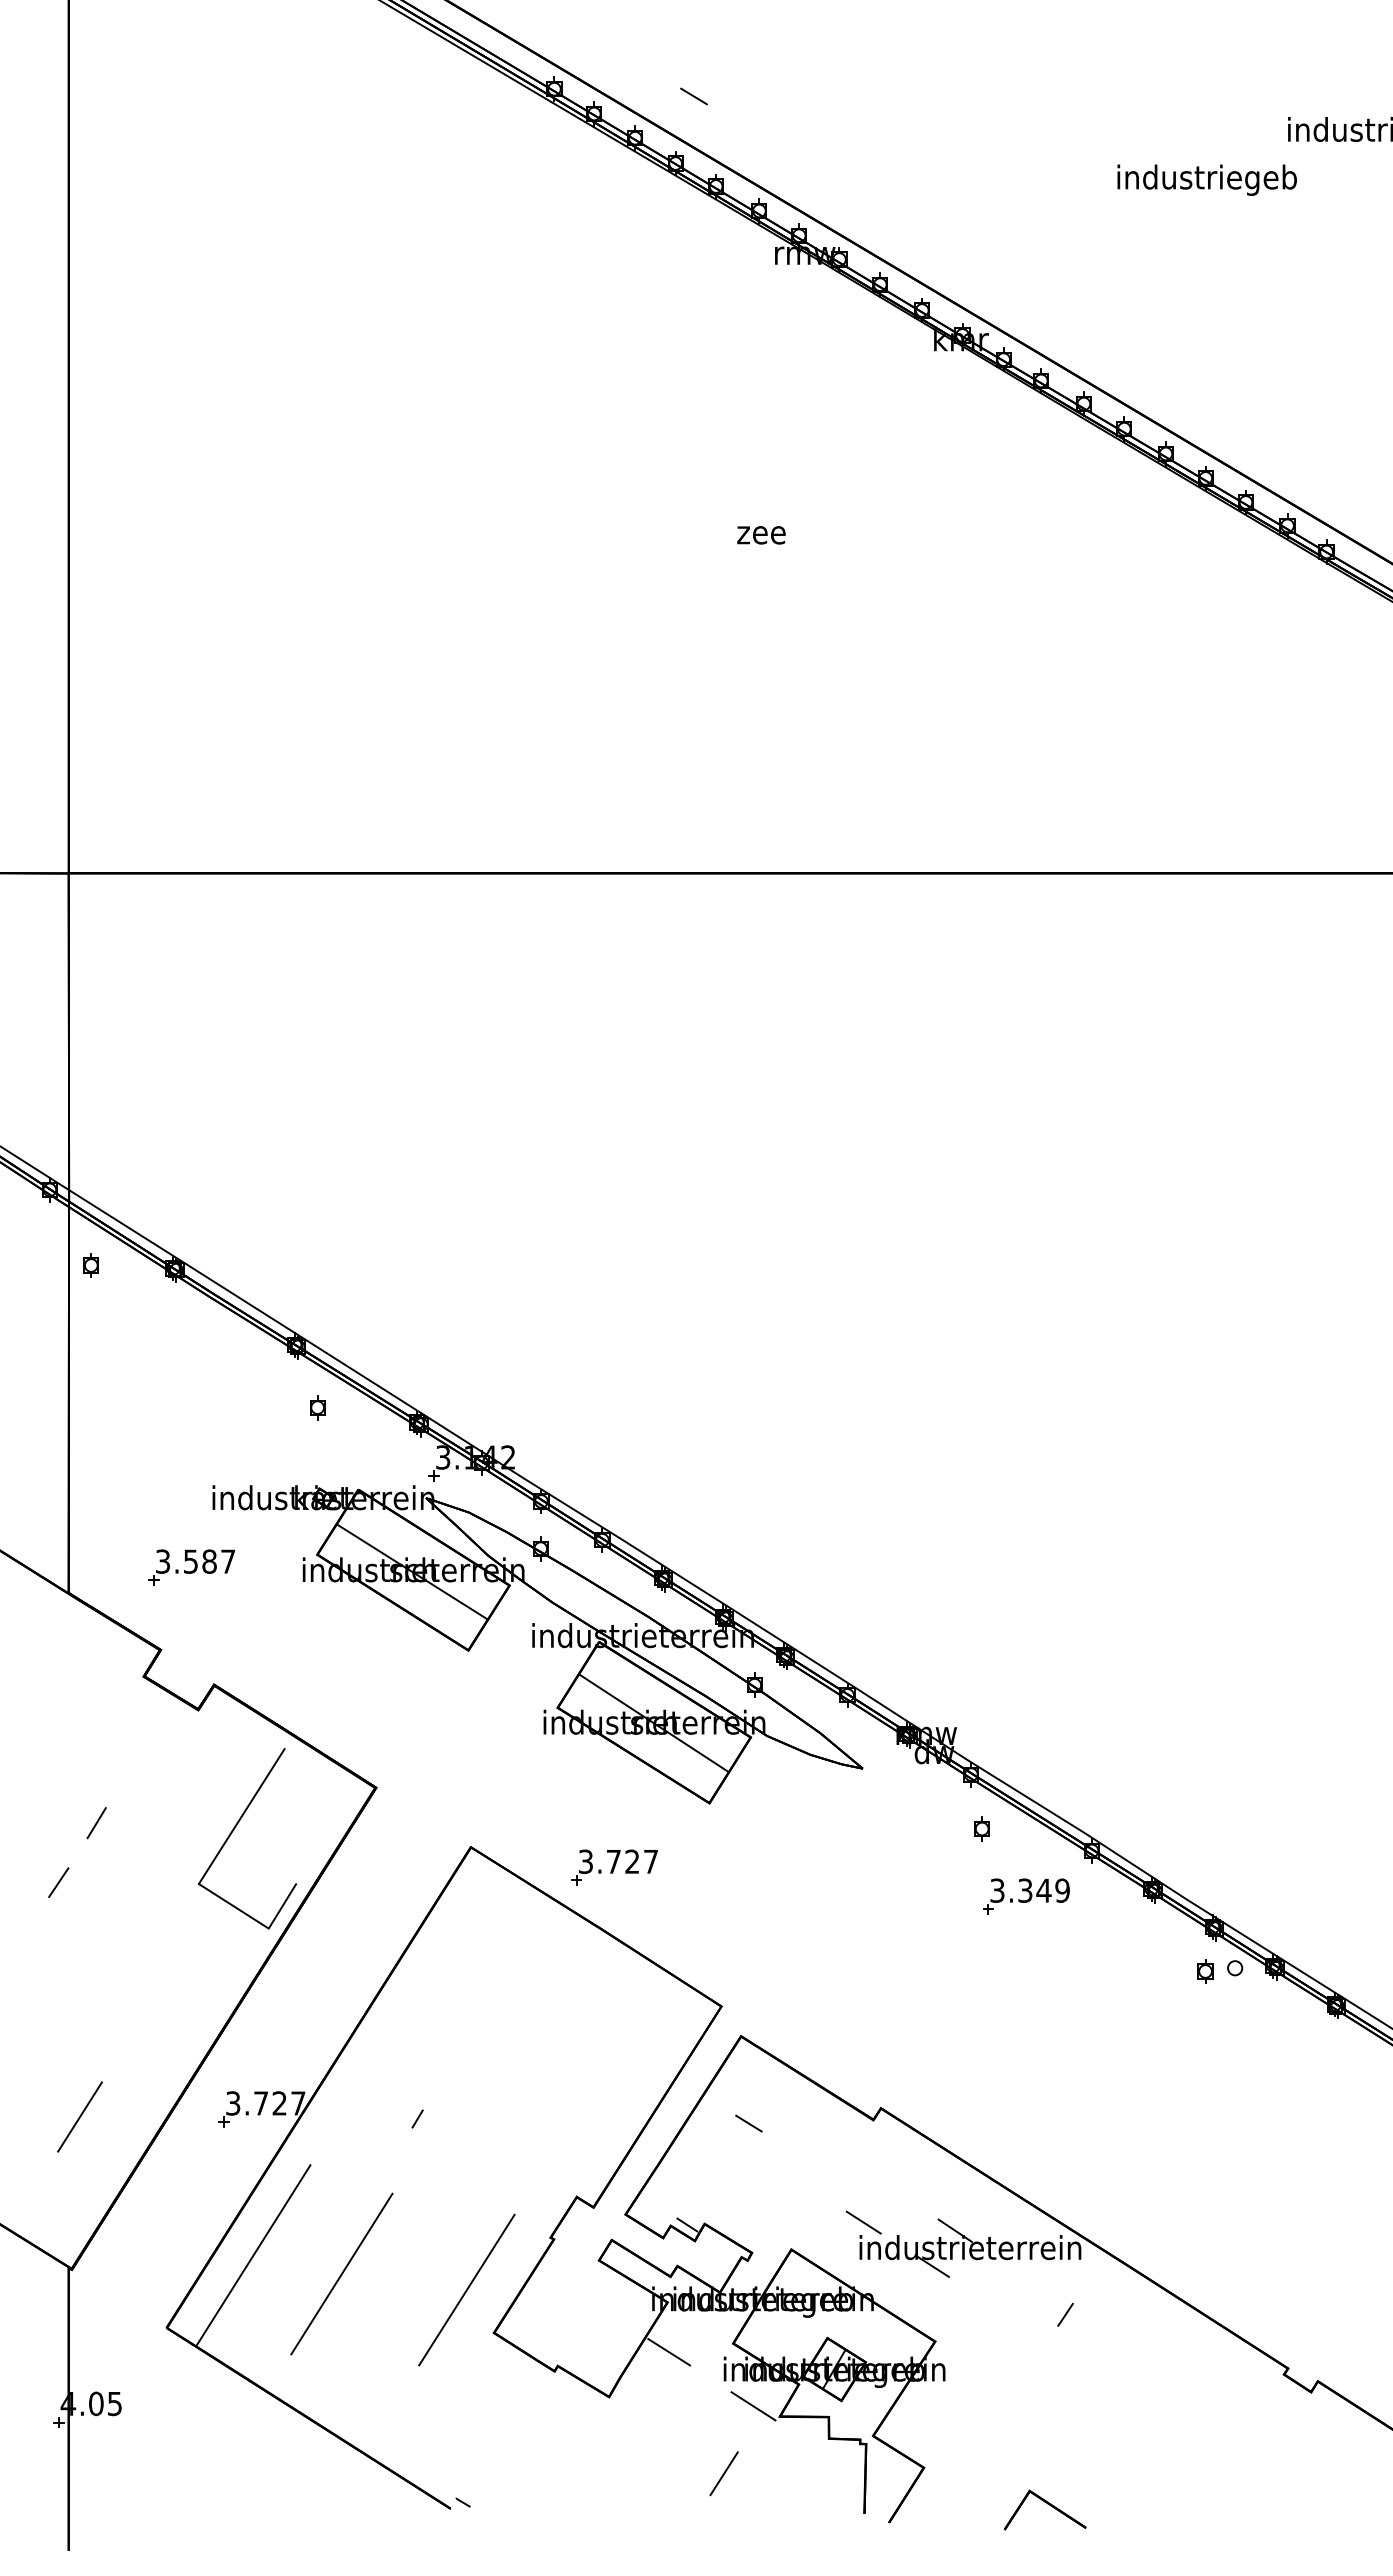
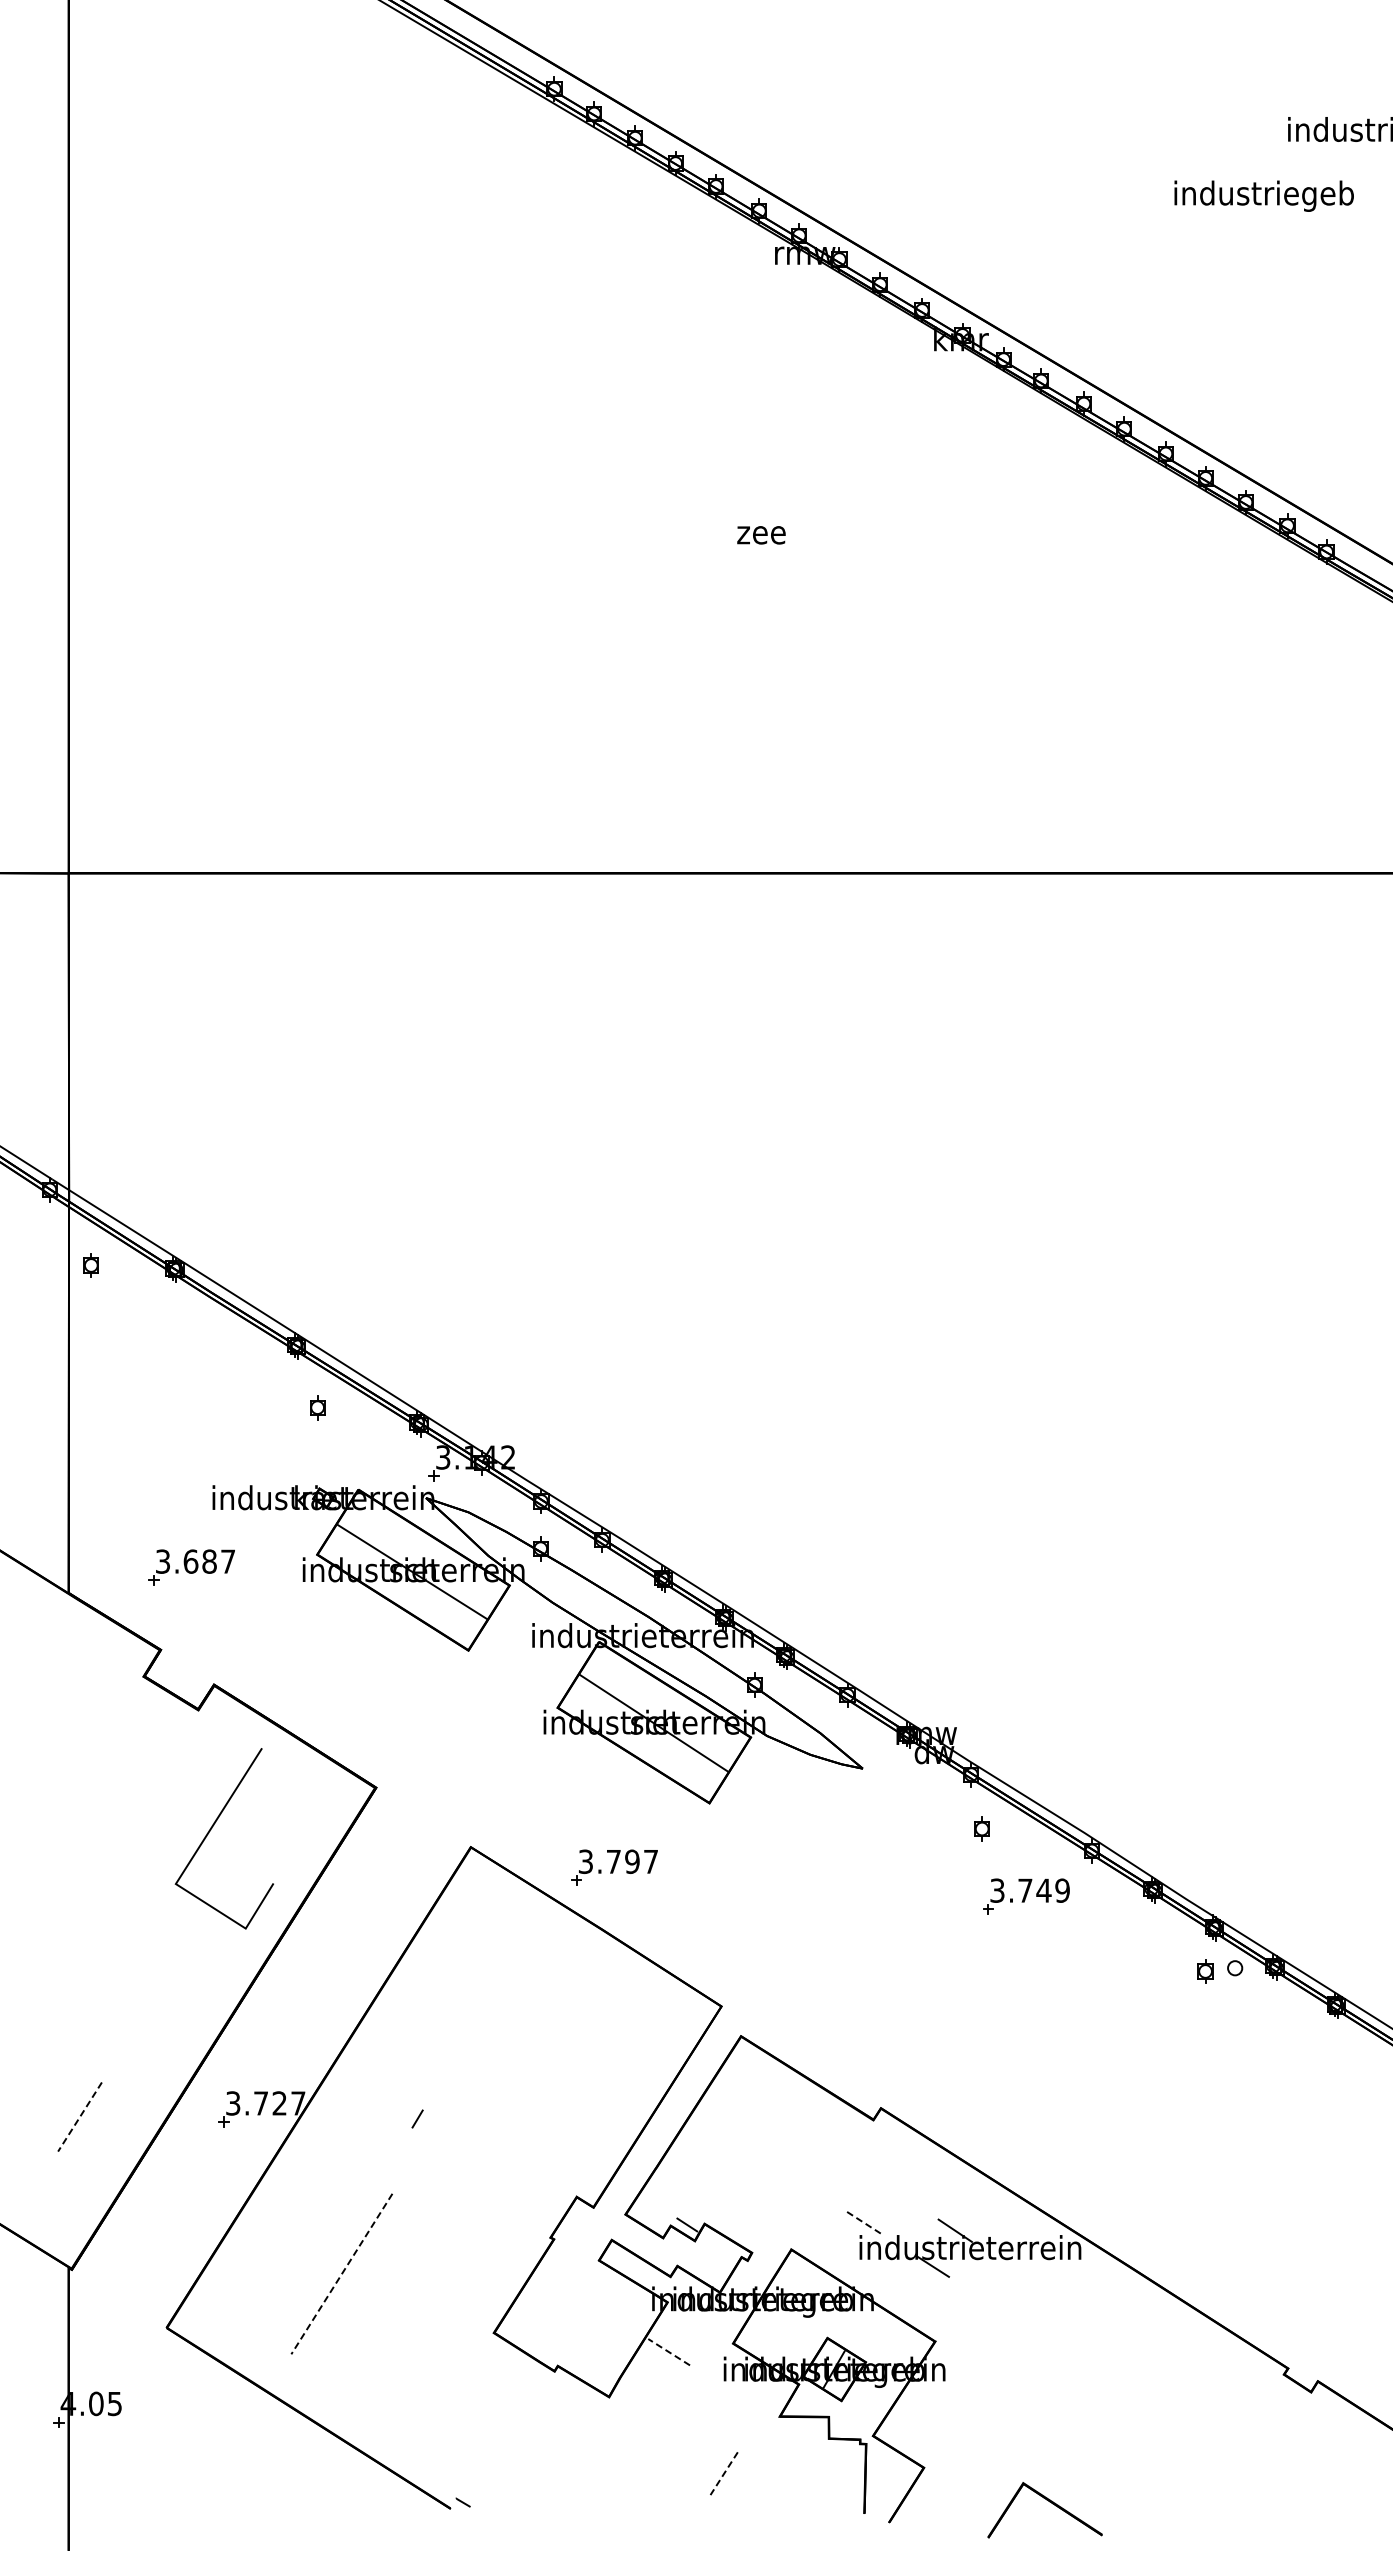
line: present -> none (693, 96)
text position: (1206, 179) -> (1263, 195) (1263, 195)
text: 3.587 -> 3.687 (190, 1561)
line: present -> none (96, 1823)
line position: (233, 1831) -> (210, 1831) (210, 1831)
text: 3.727 -> 3.797 (632, 1861)
line: present -> none (58, 1882)
text: 3.349 -> 3.749 (1025, 1890)
line: solid -> dashed (80, 2117)
line: present -> none (748, 2123)
line: solid -> dashed (863, 2222)
line: present -> none (253, 2255)
line: solid -> dashed (341, 2274)
line: present -> none (466, 2289)
line: present -> none (1065, 2314)
line: solid -> dashed (669, 2352)
line: present -> none (753, 2406)
line: solid -> dashed (723, 2474)
part size: 83x42 px -> 116x57 px (1044, 2510)
